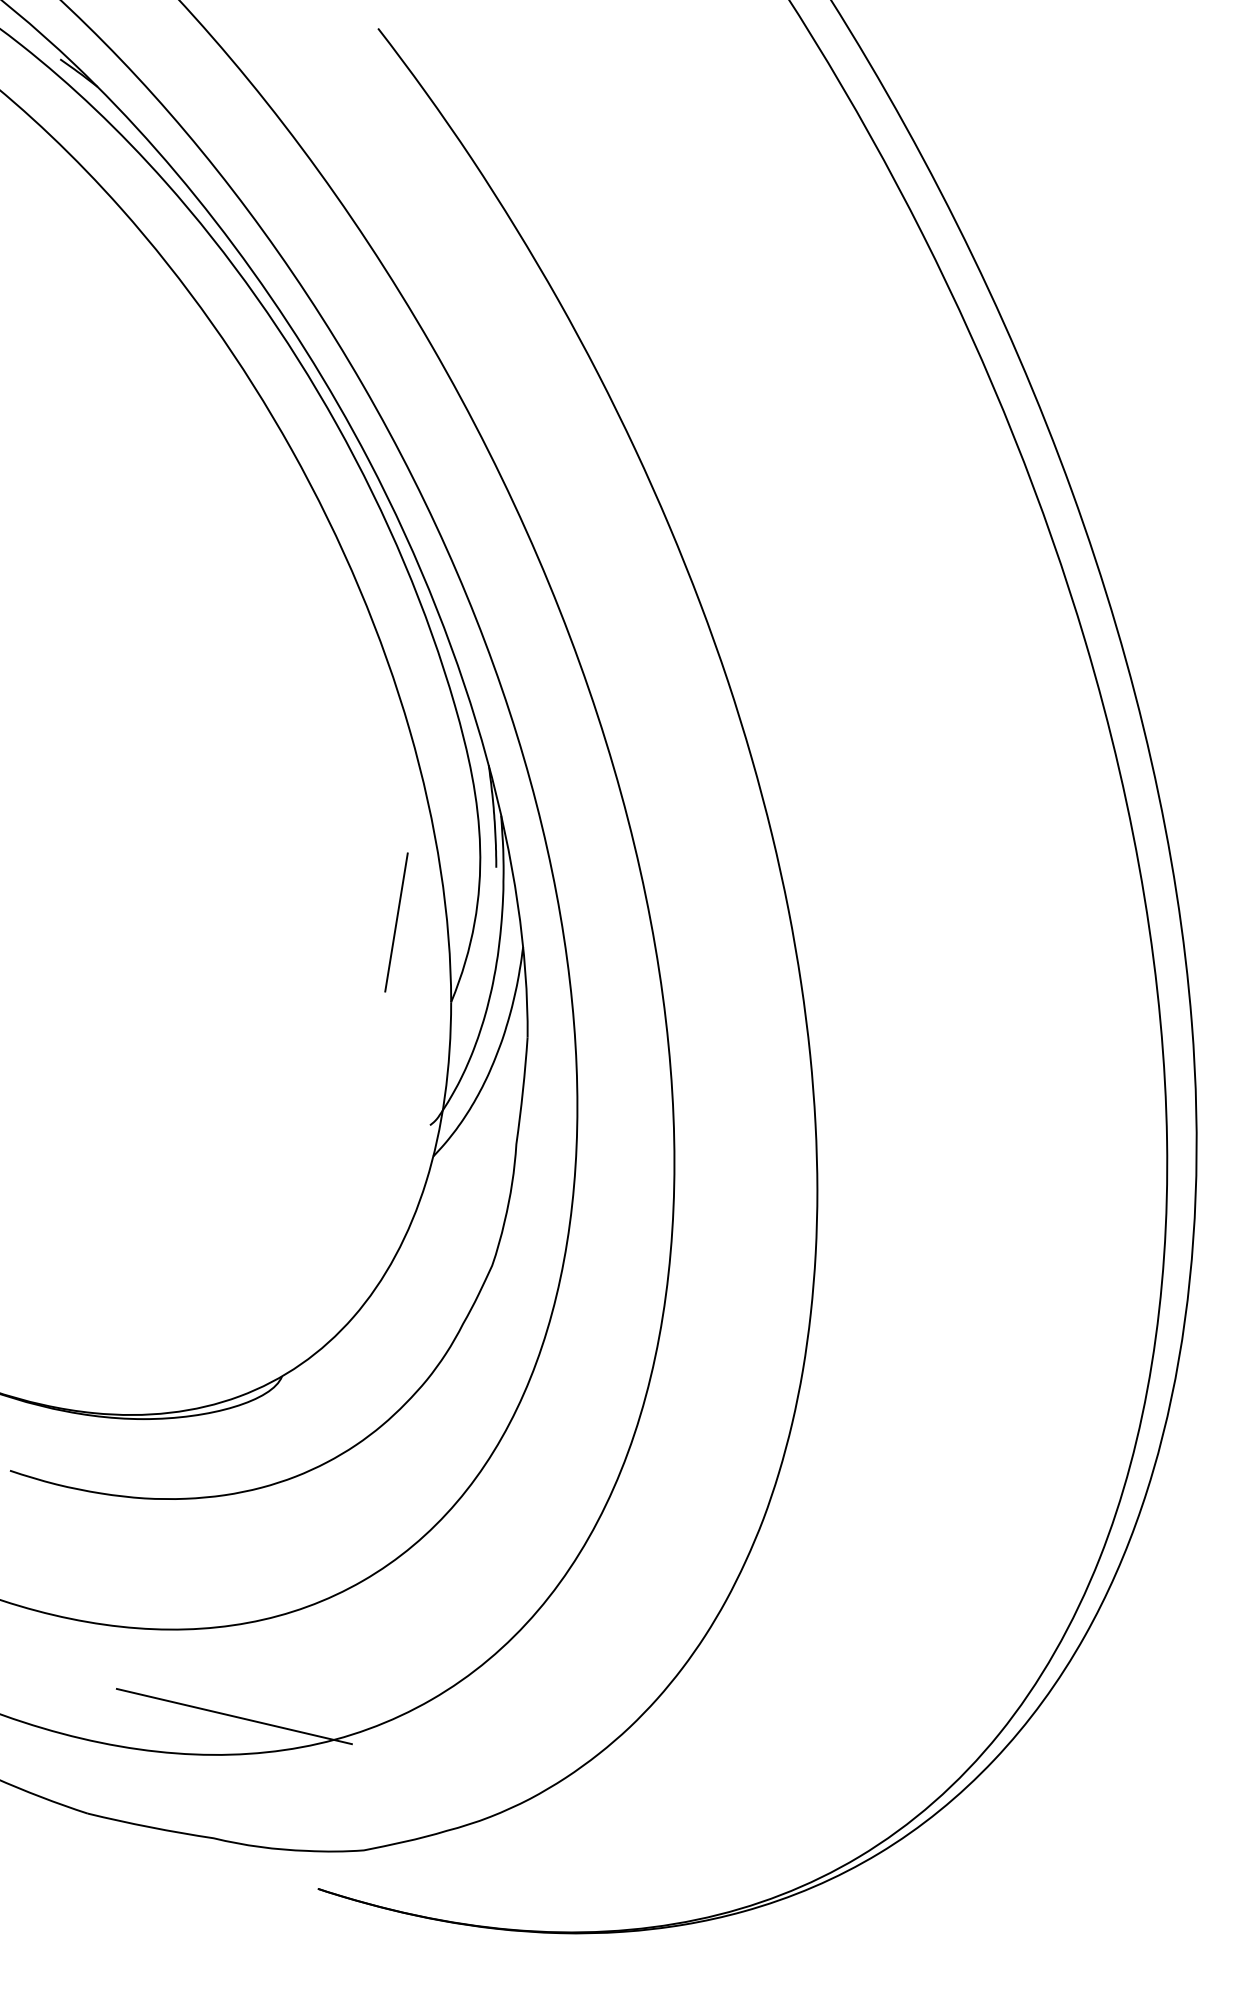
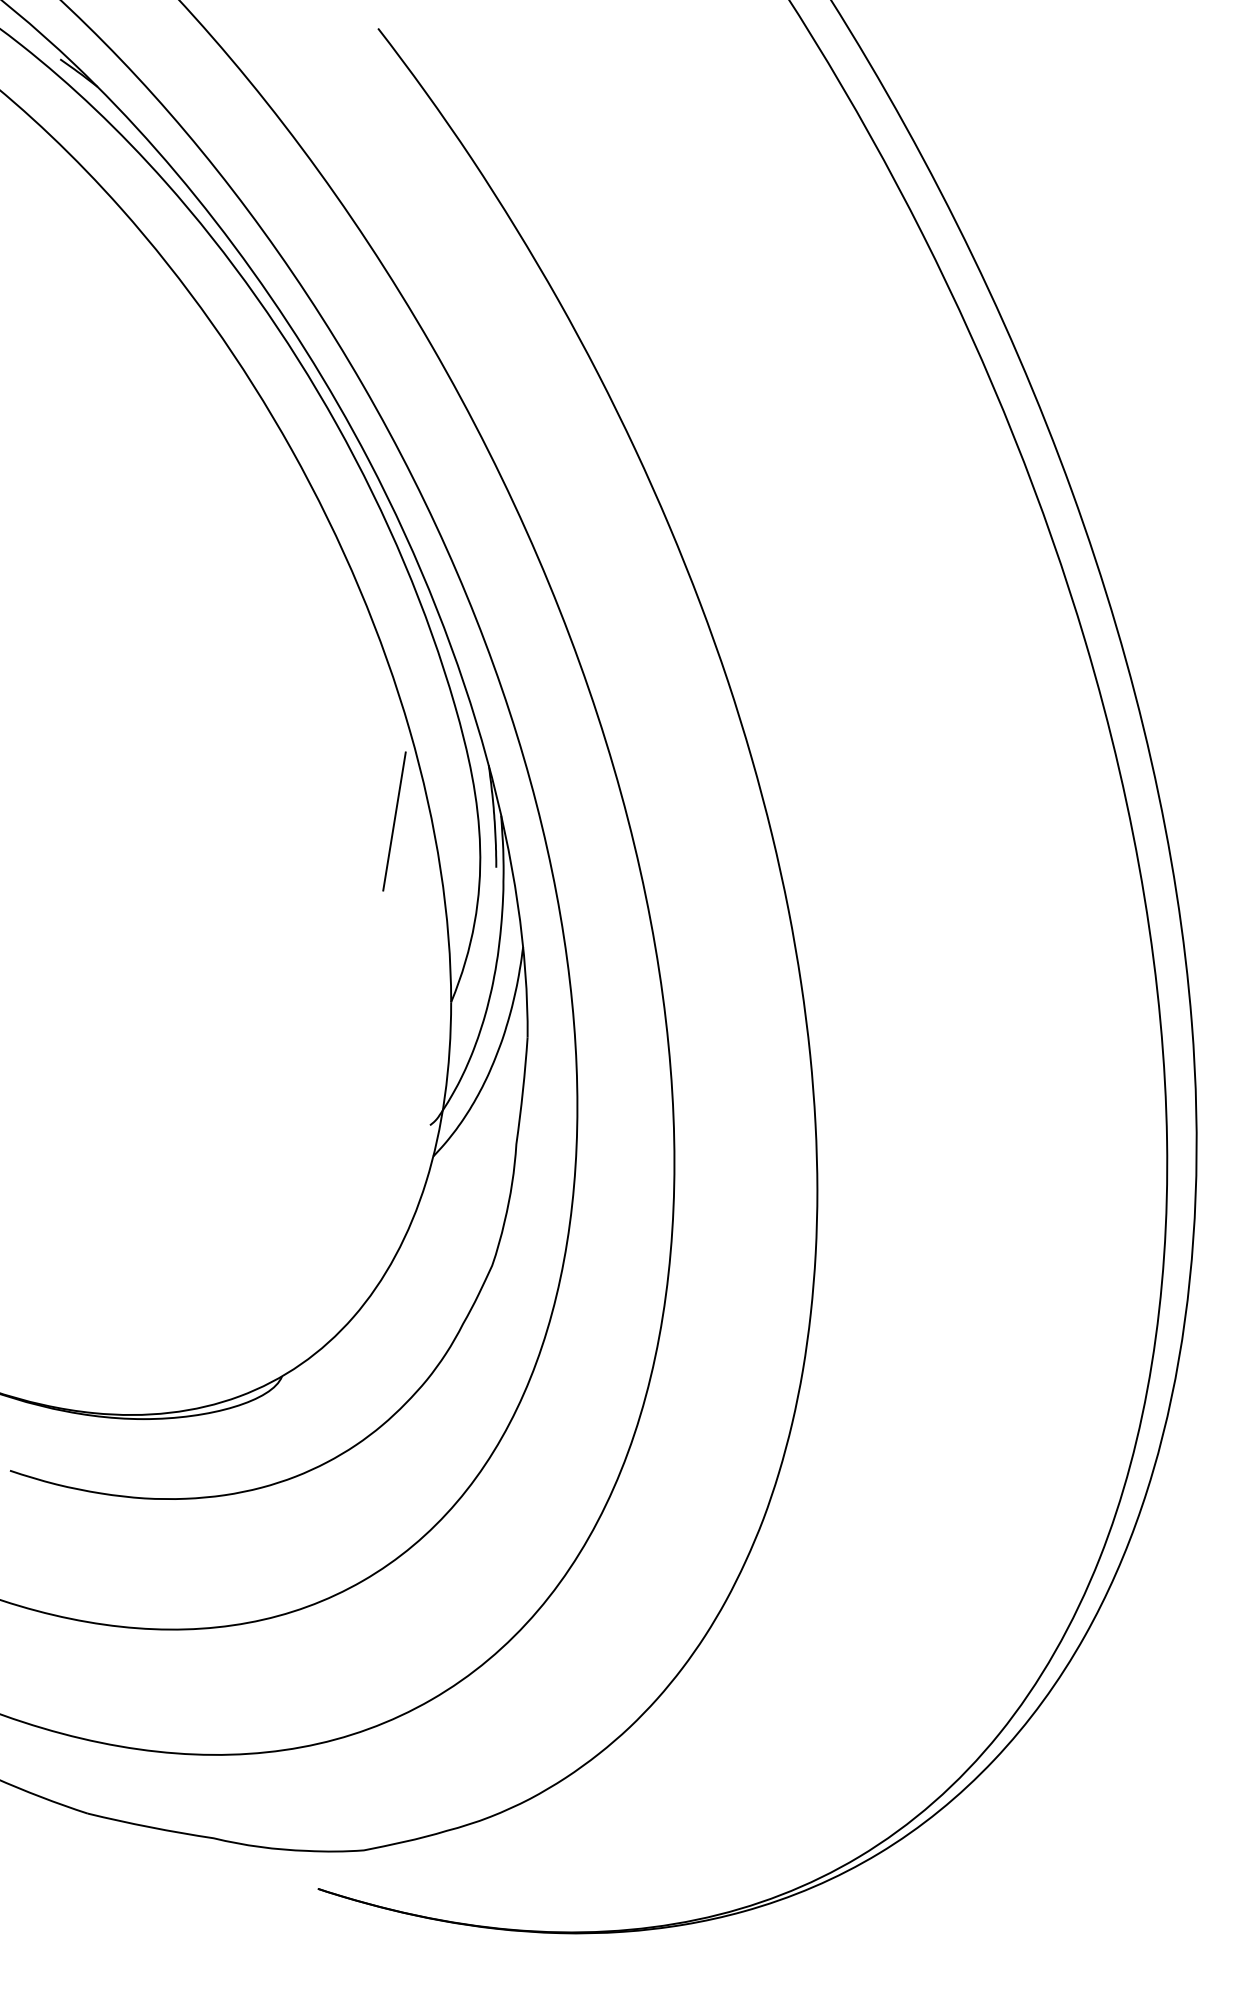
line position: (396, 922) -> (394, 821) (394, 821)
line: present -> none (233, 1716)
